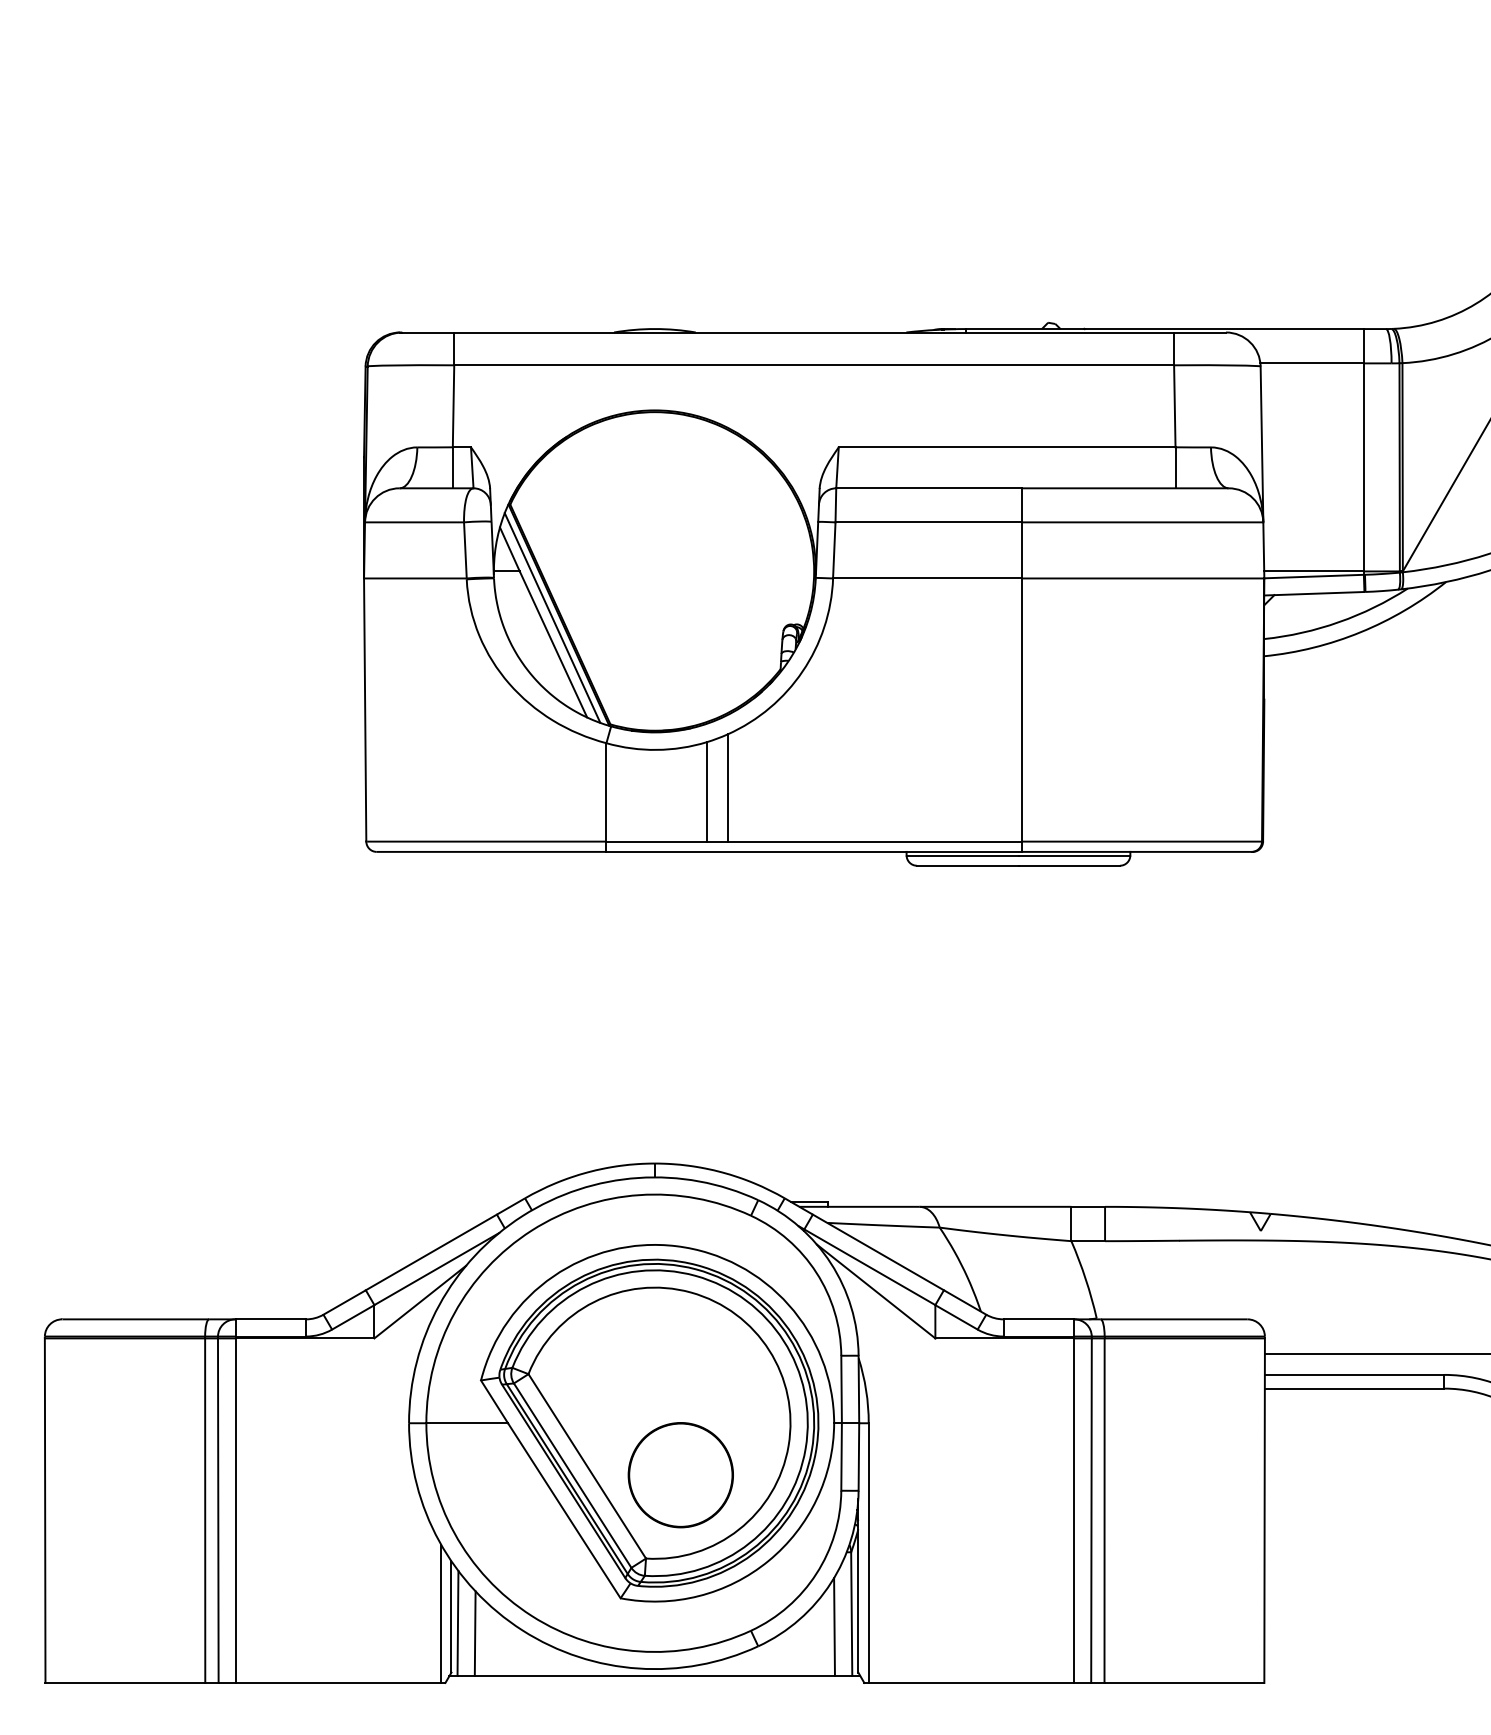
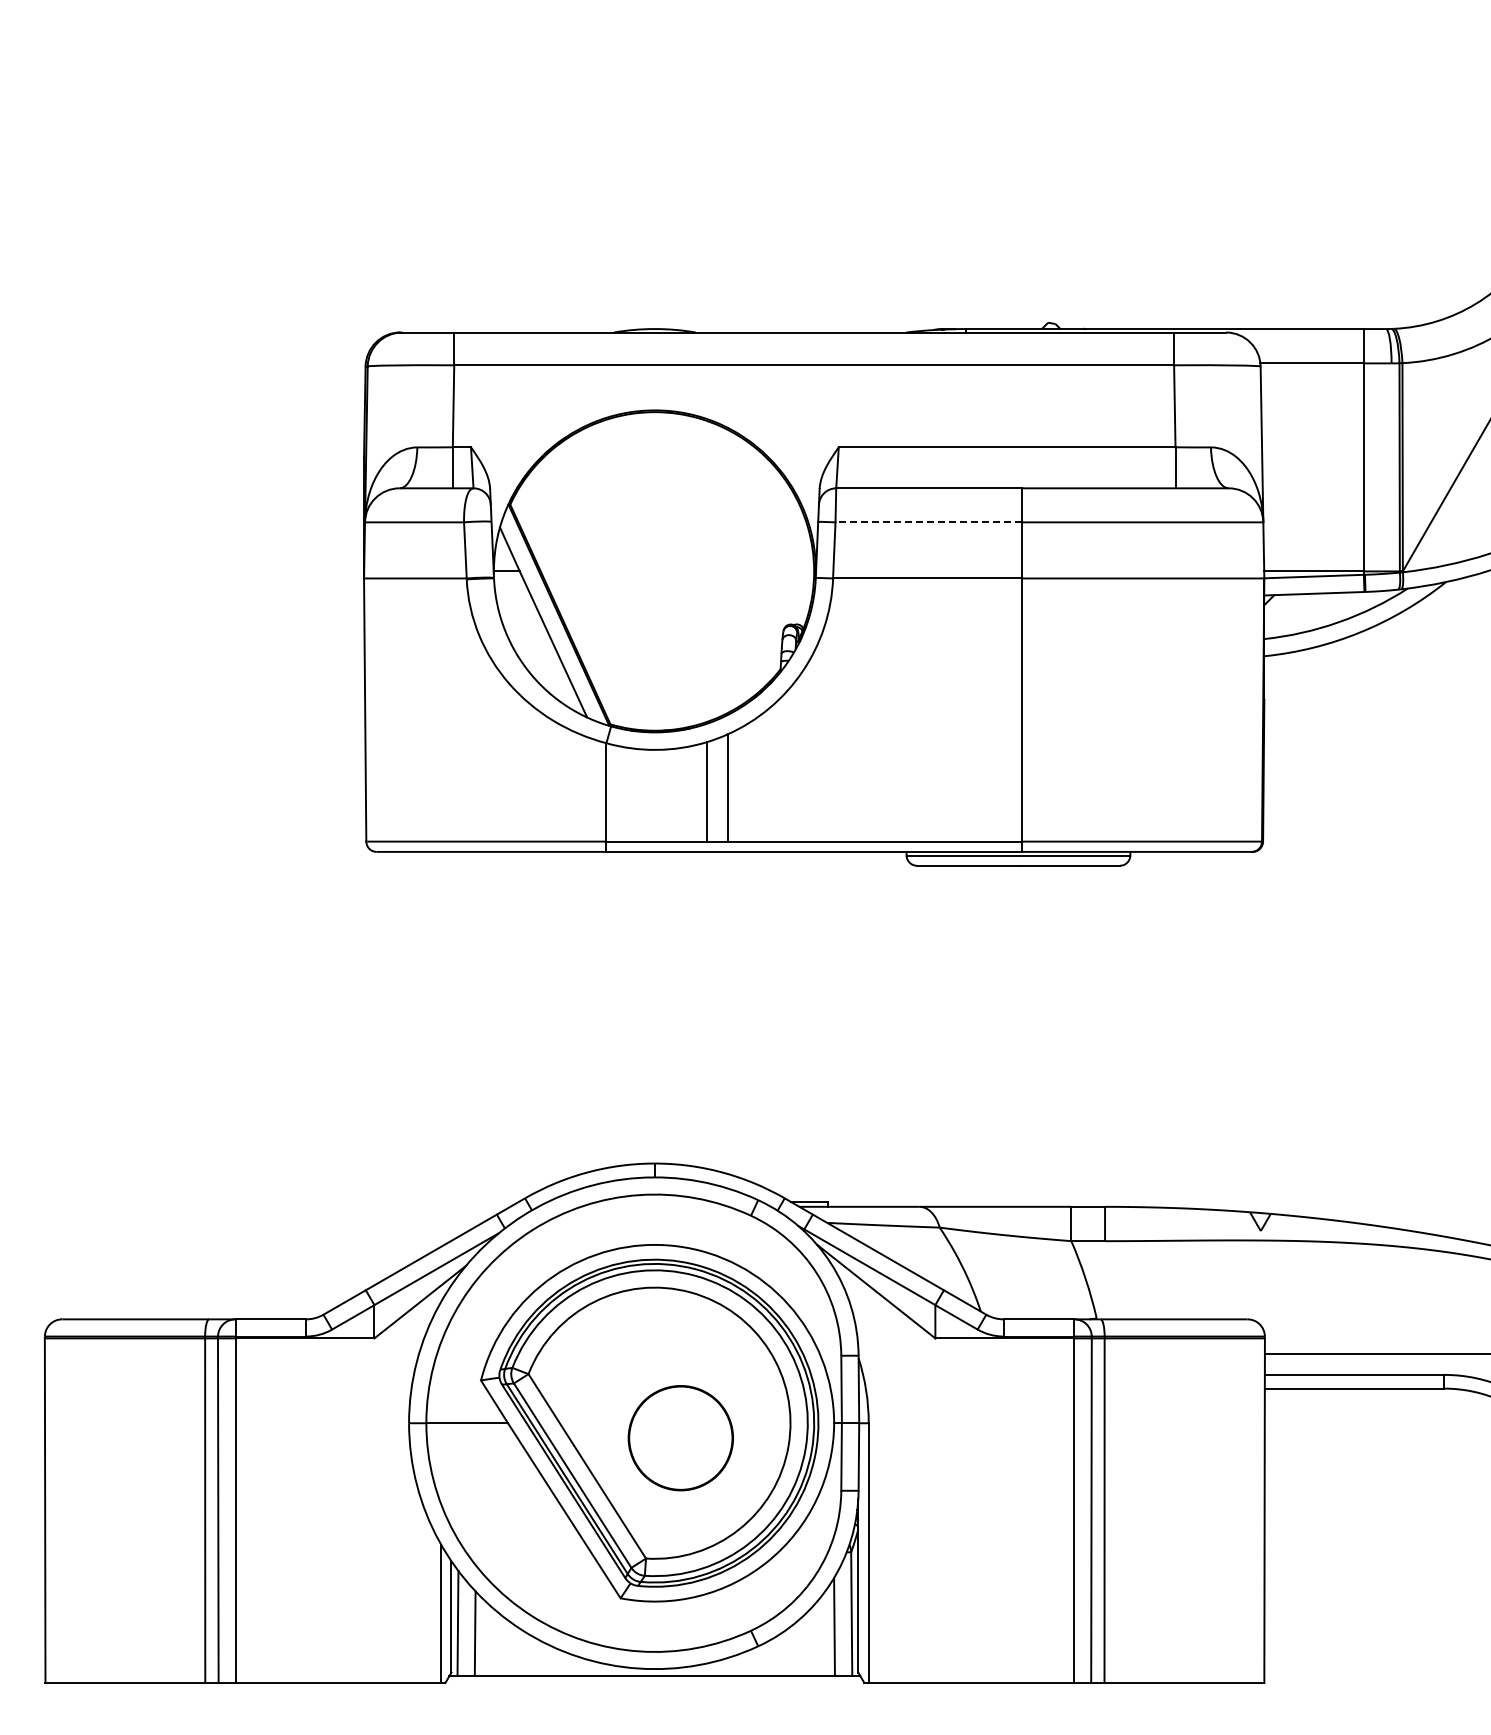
line: solid -> dashed (928, 522)
line: present -> none (552, 617)
part position: (680, 1475) -> (680, 1438) (680, 1438)
